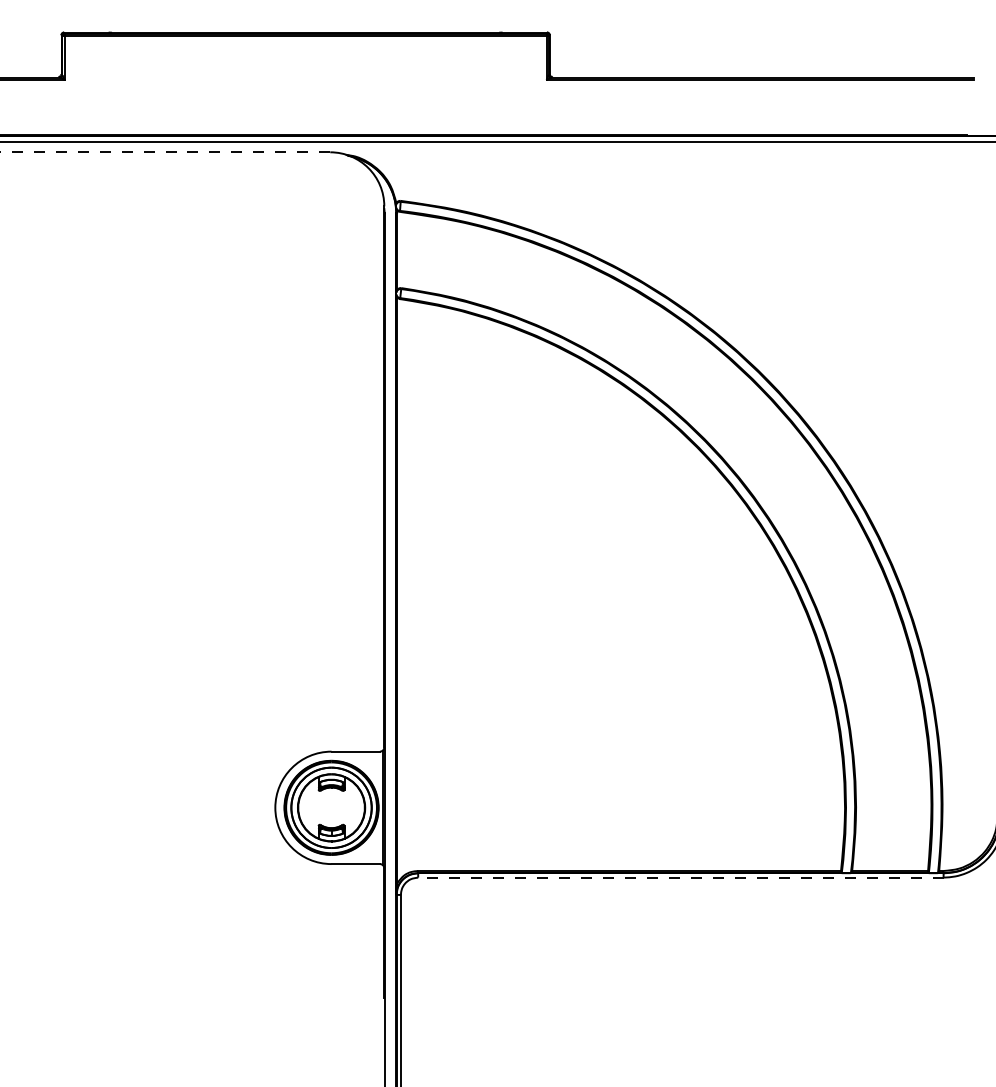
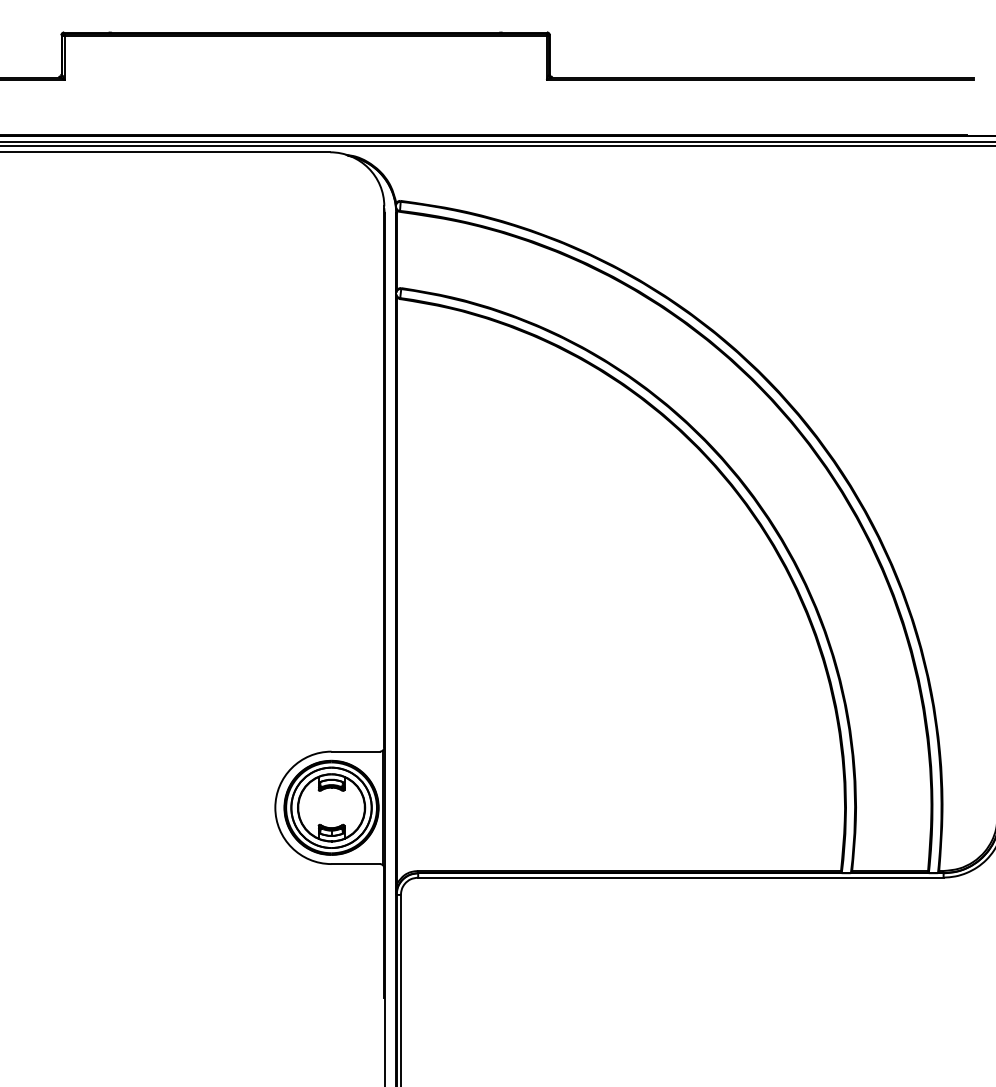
line: none -> present (497, 145)
line: dashed -> solid (165, 152)
line: dashed -> solid (680, 877)
